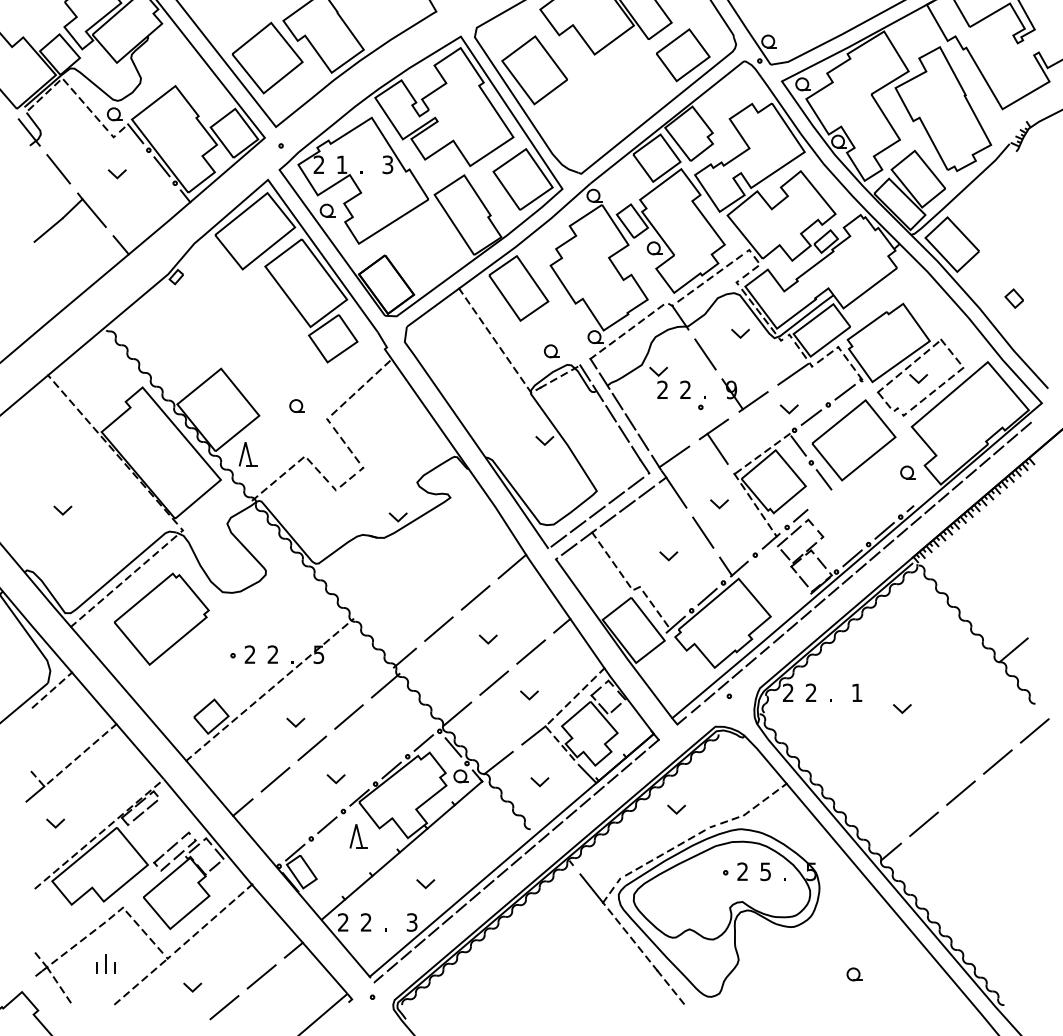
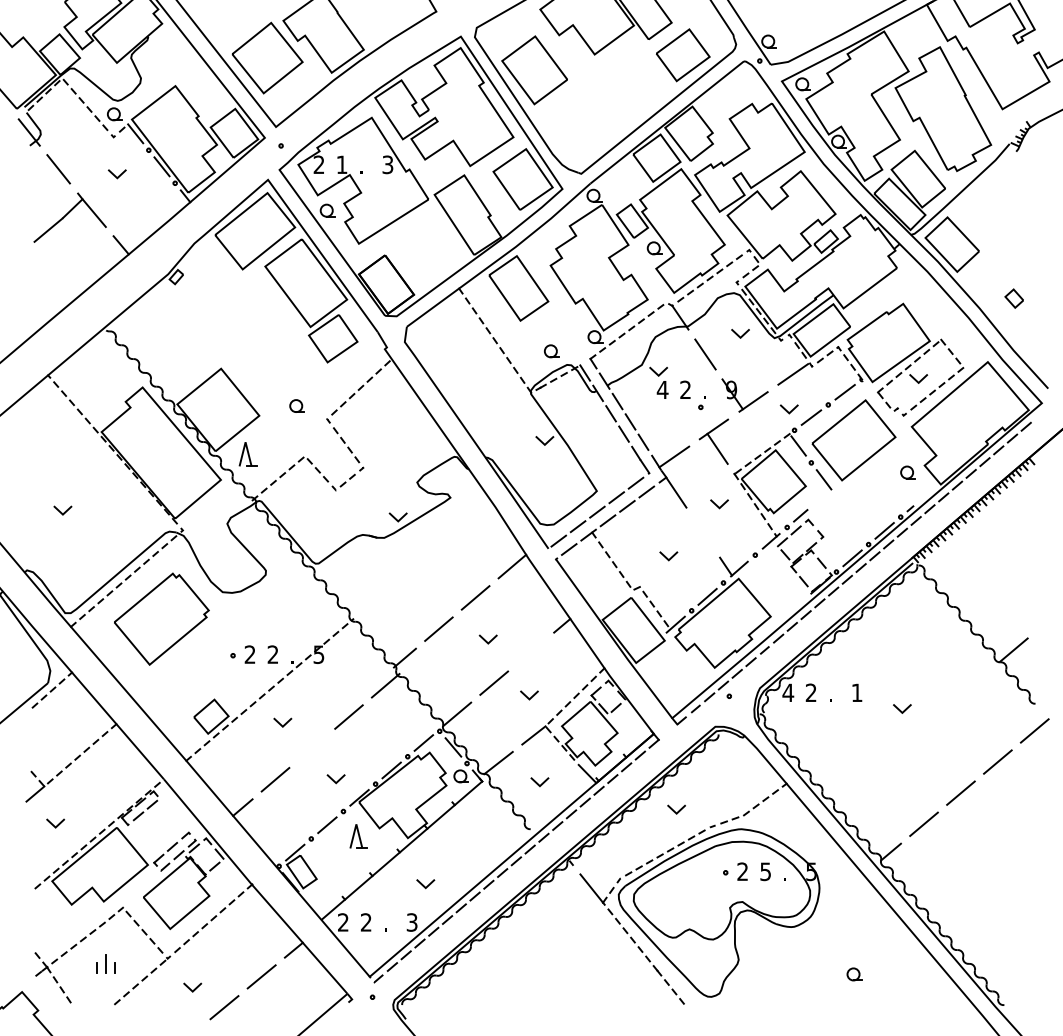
text: 2 -> 4 (662, 389)
line: present -> none (703, 532)
line: present -> none (530, 651)
text: 2 -> 4 (788, 692)
line position: (293, 723) -> (280, 723) (280, 723)
line: present -> none (312, 748)
